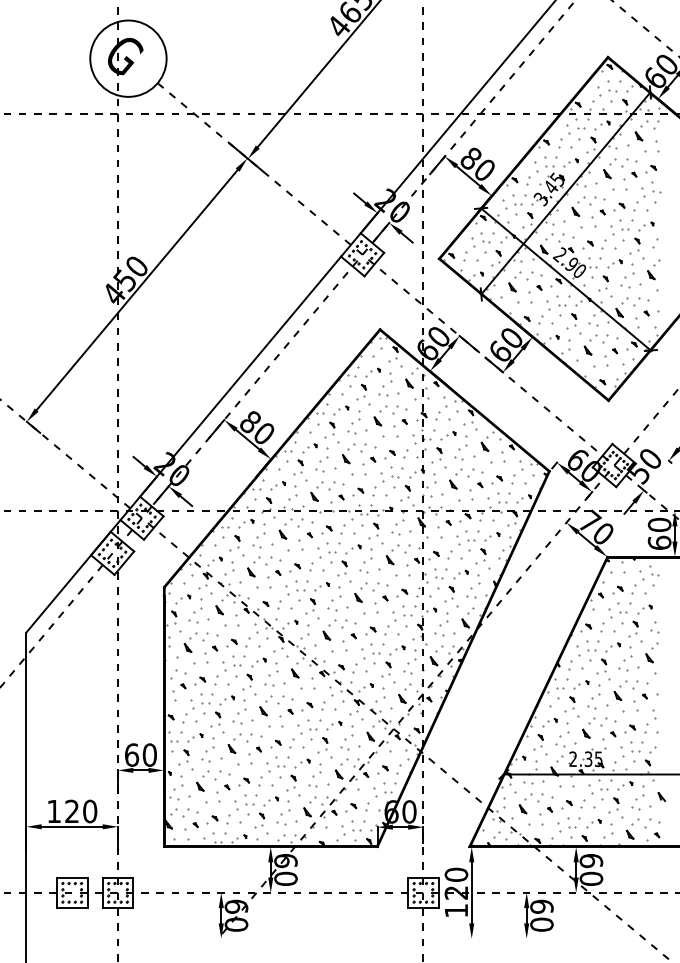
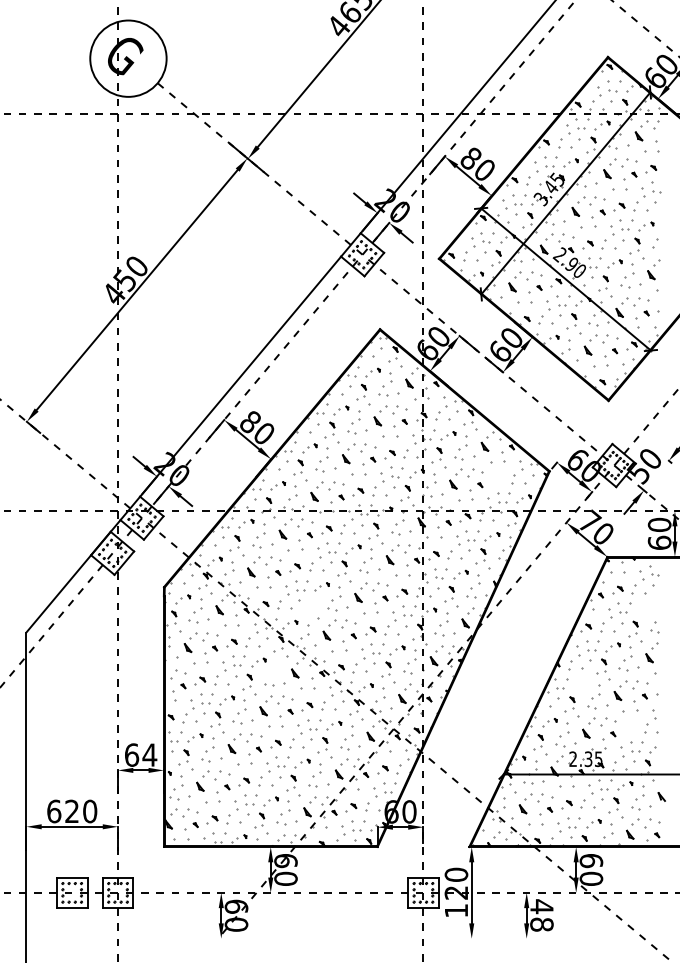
part: present -> none (497, 479)
part: present -> none (310, 606)
part: present -> none (644, 609)
part: present -> none (273, 669)
part: present -> none (581, 684)
part: present -> none (629, 728)
text: 60 -> 64 (149, 754)
text: 120 -> 620 (54, 811)
text: 60 -> 48 (541, 915)
